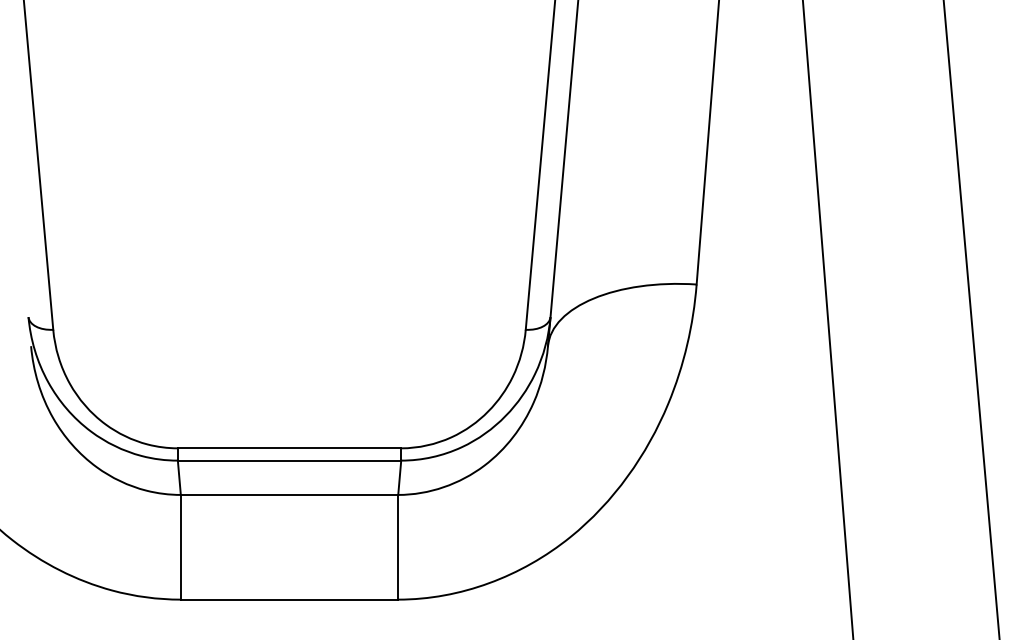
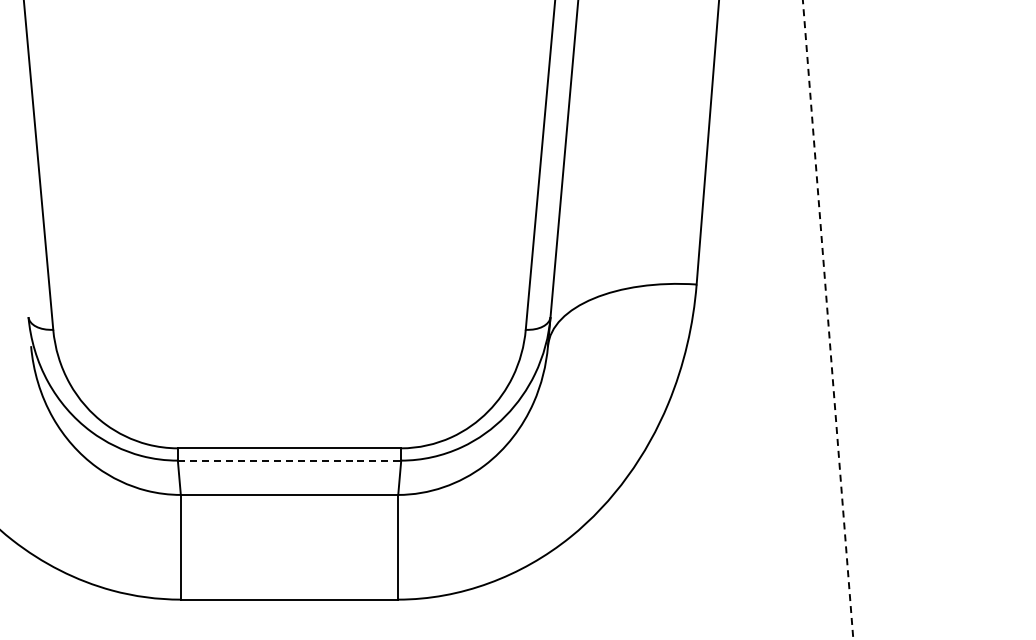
line: solid -> dashed (828, 319)
line: present -> none (971, 319)
line: solid -> dashed (289, 460)
